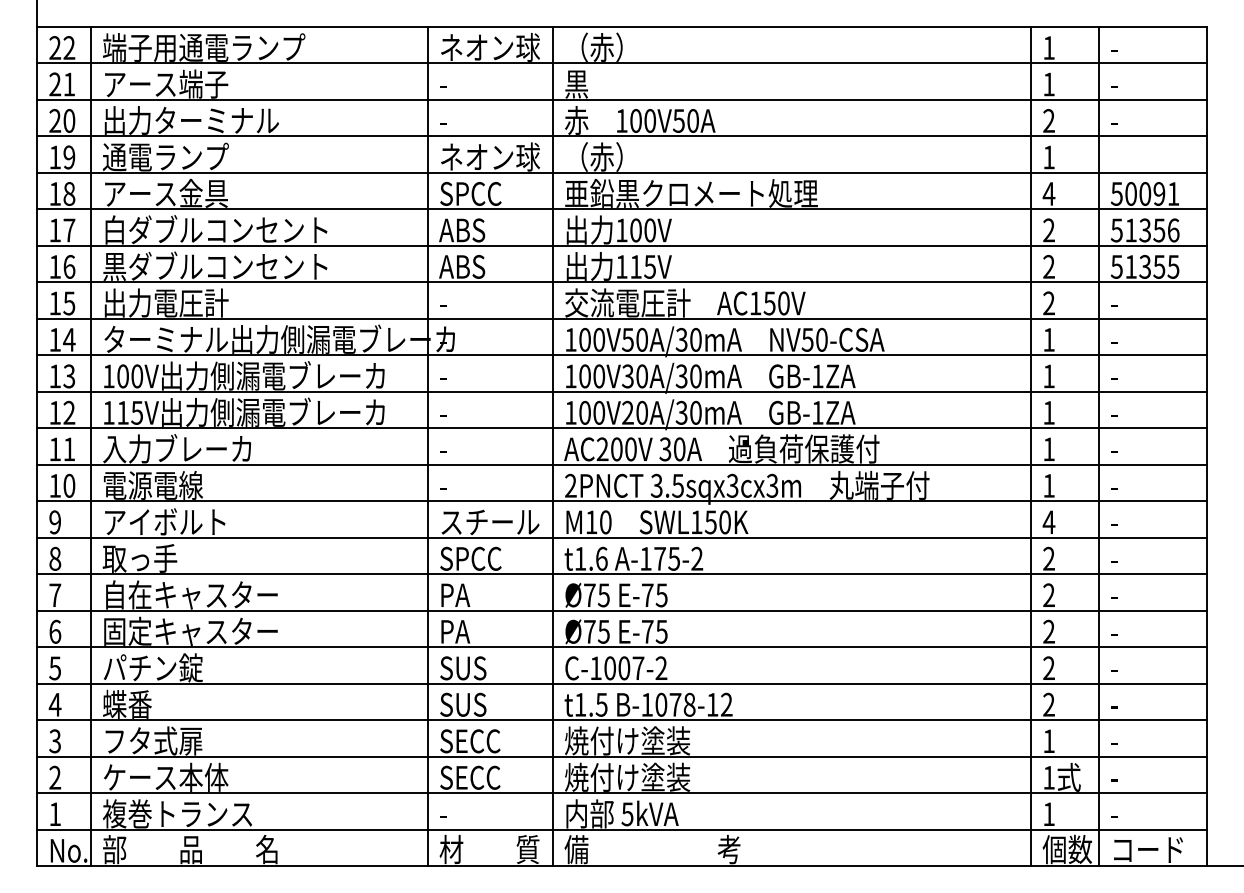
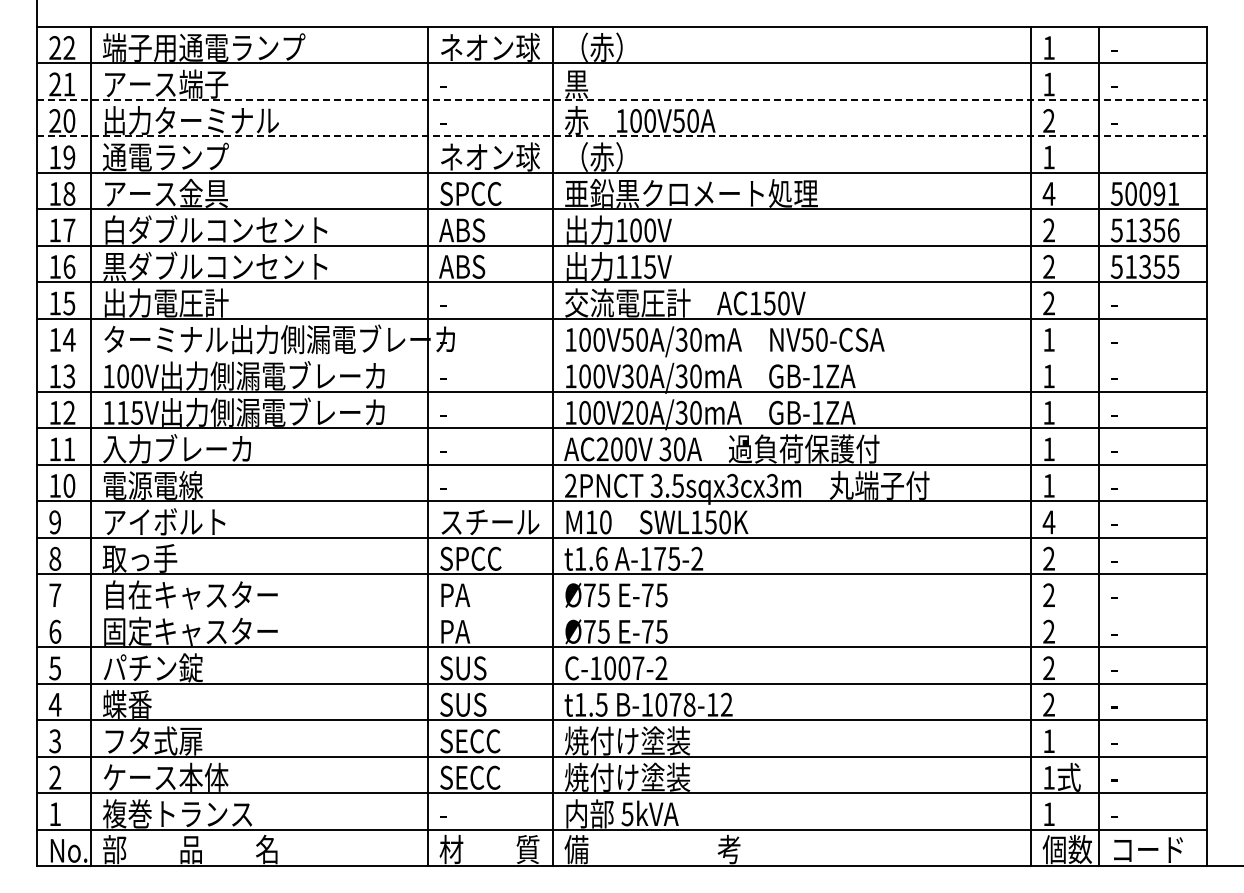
line: solid -> dashed (621, 99)
line: solid -> dashed (621, 136)
line: present -> none (621, 355)
line: present -> none (621, 610)
